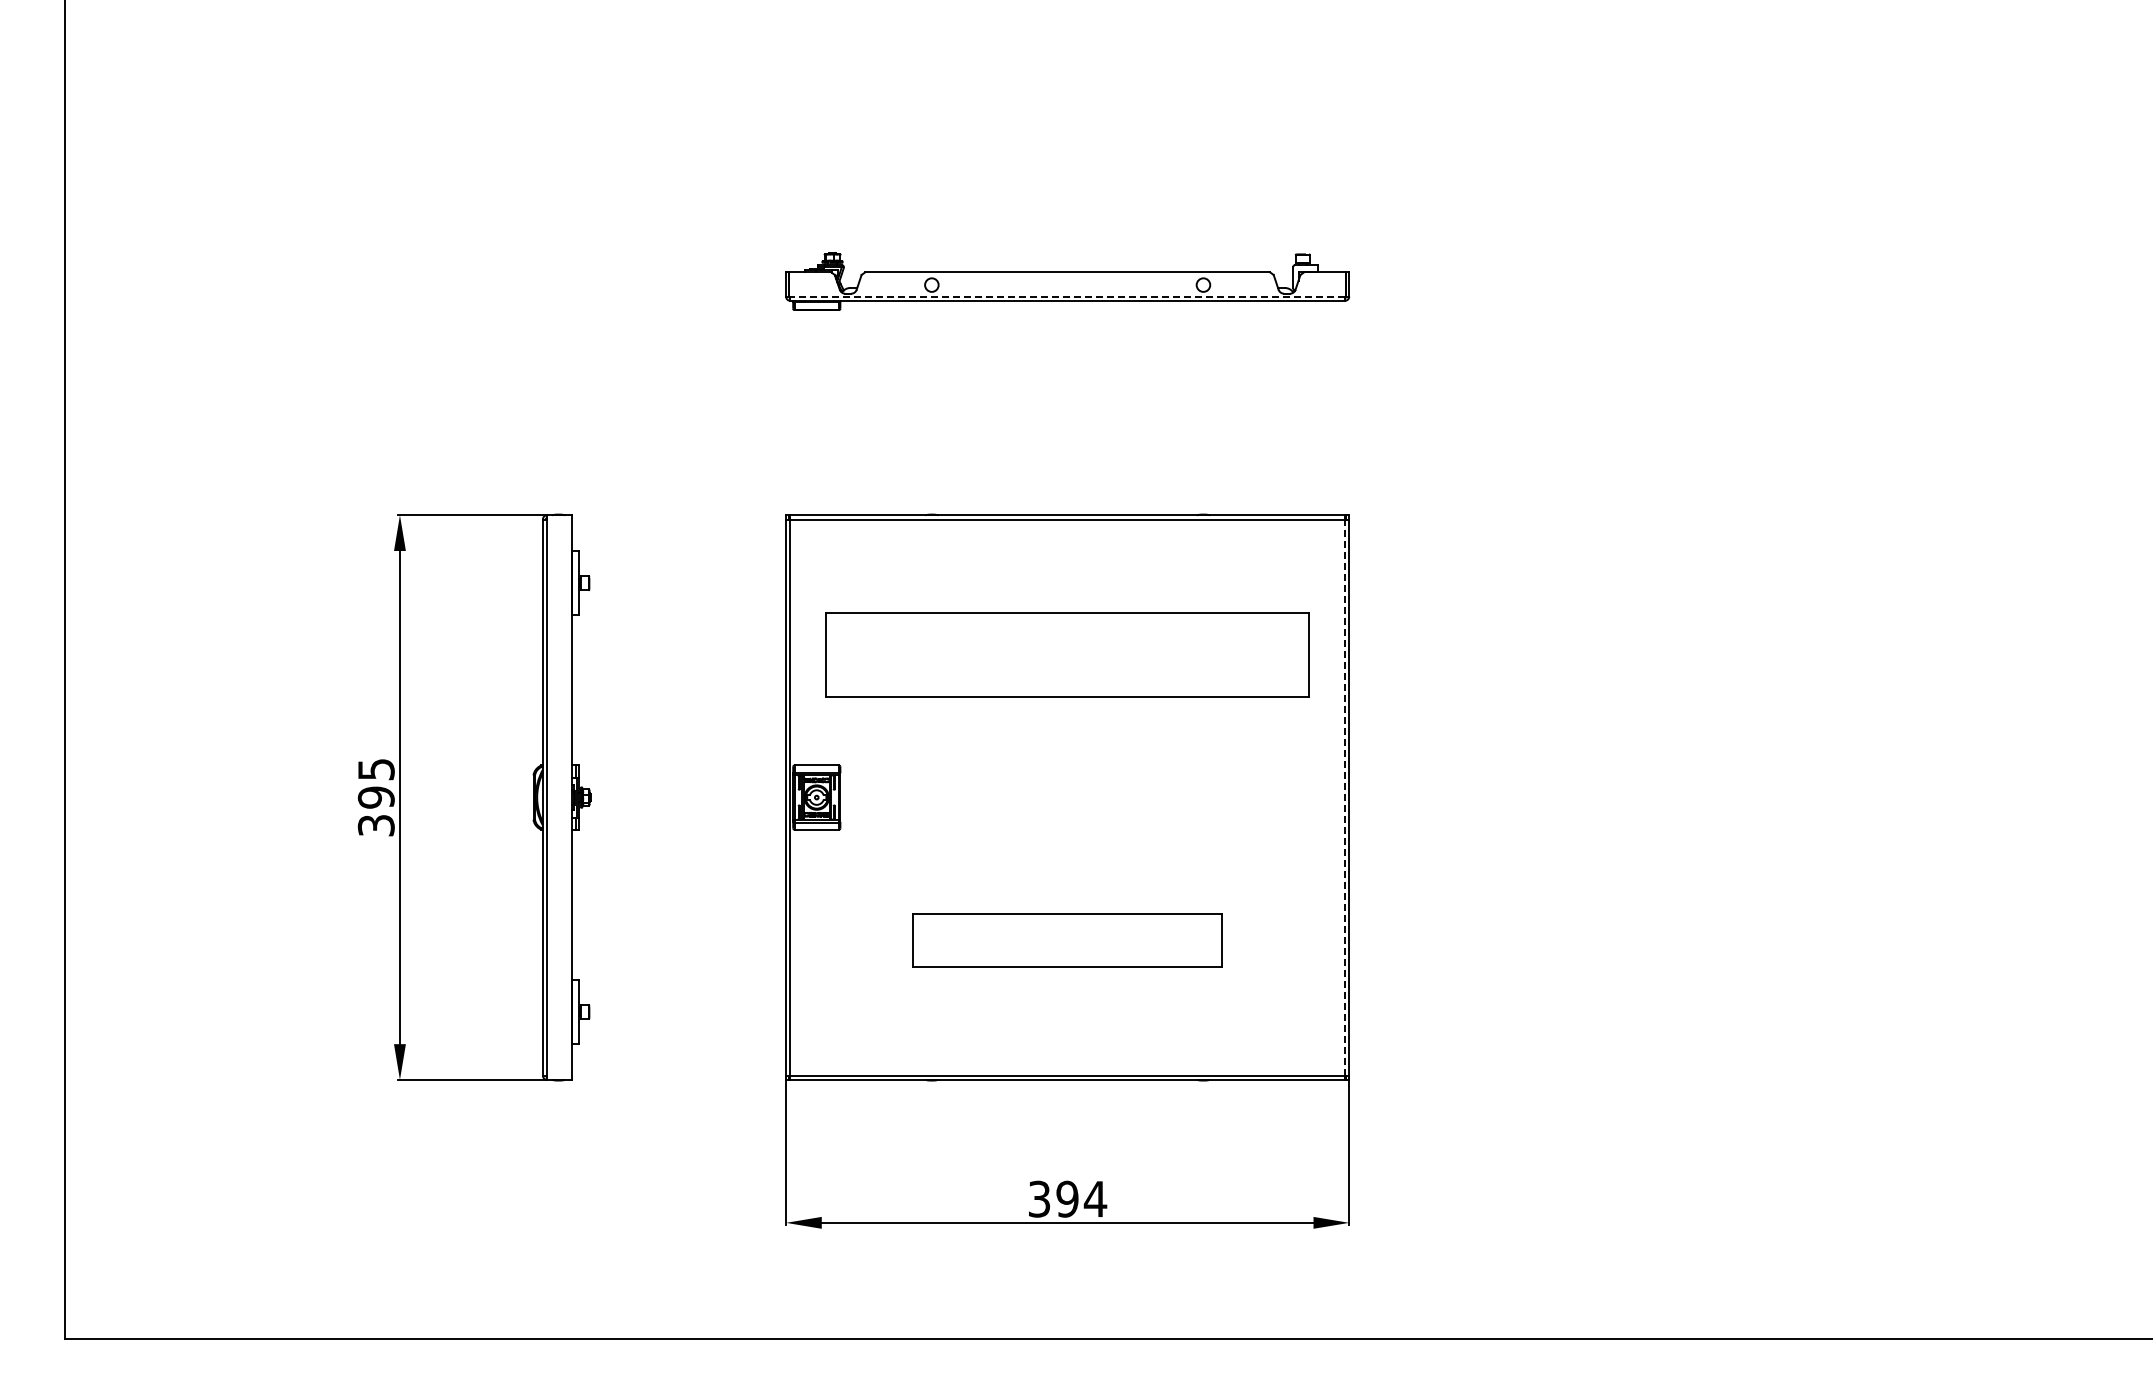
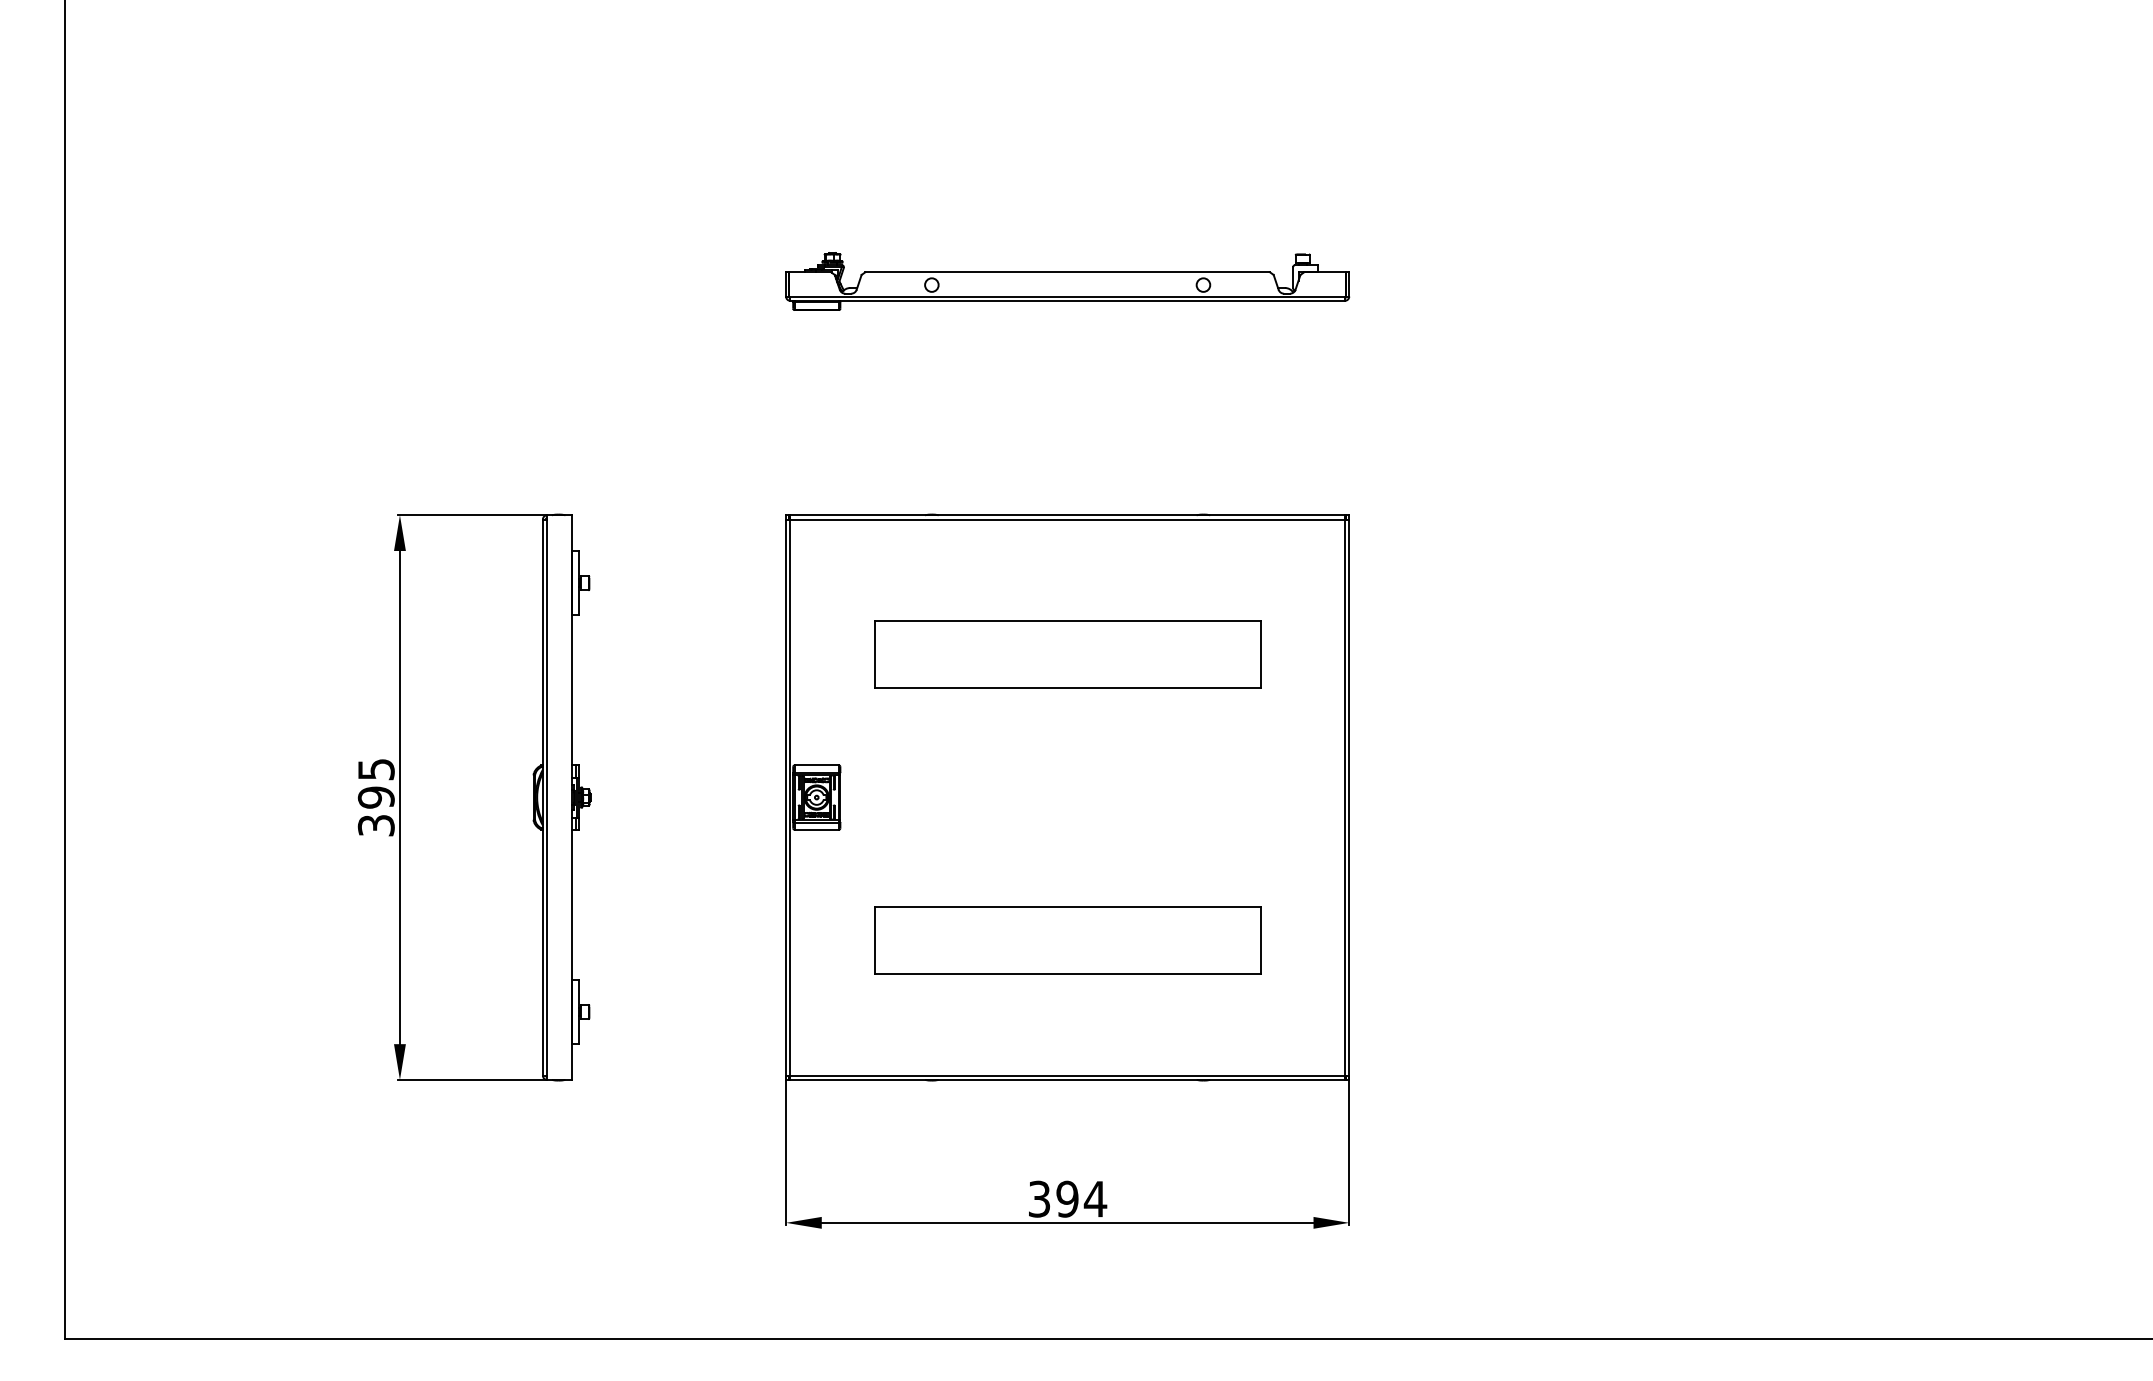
line: dashed -> solid (1067, 296)
part size: 485x86 px -> 388x69 px (1067, 654)
line: dashed -> solid (1344, 797)
part size: 311x55 px -> 388x69 px (1067, 940)
